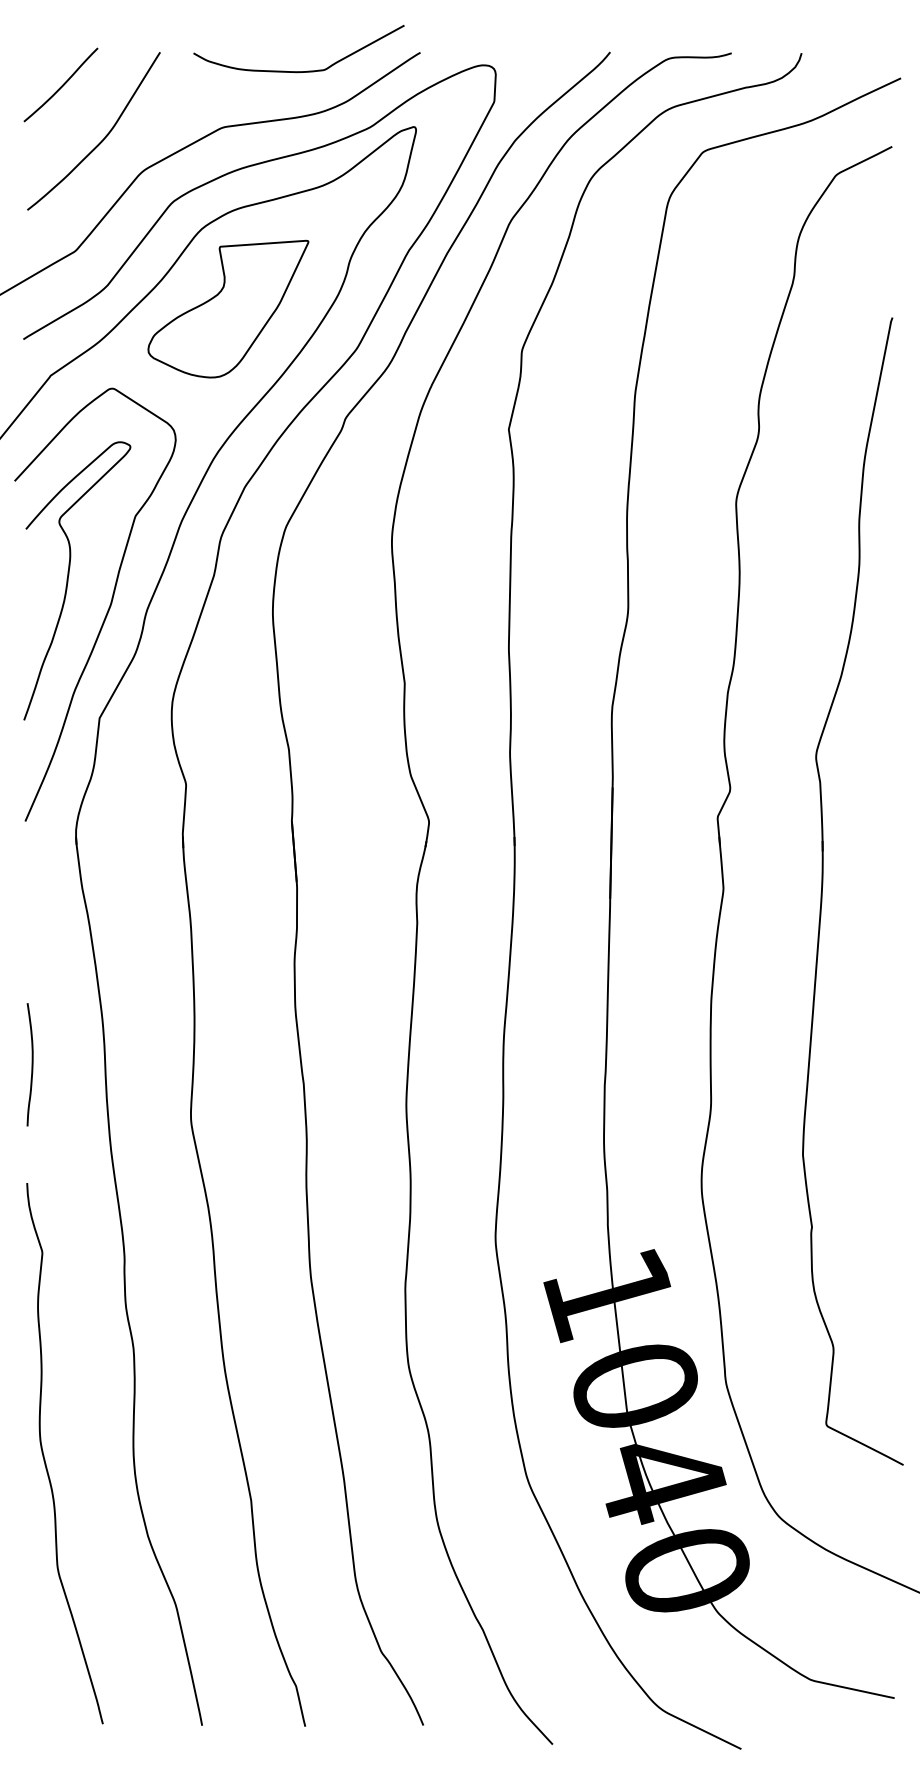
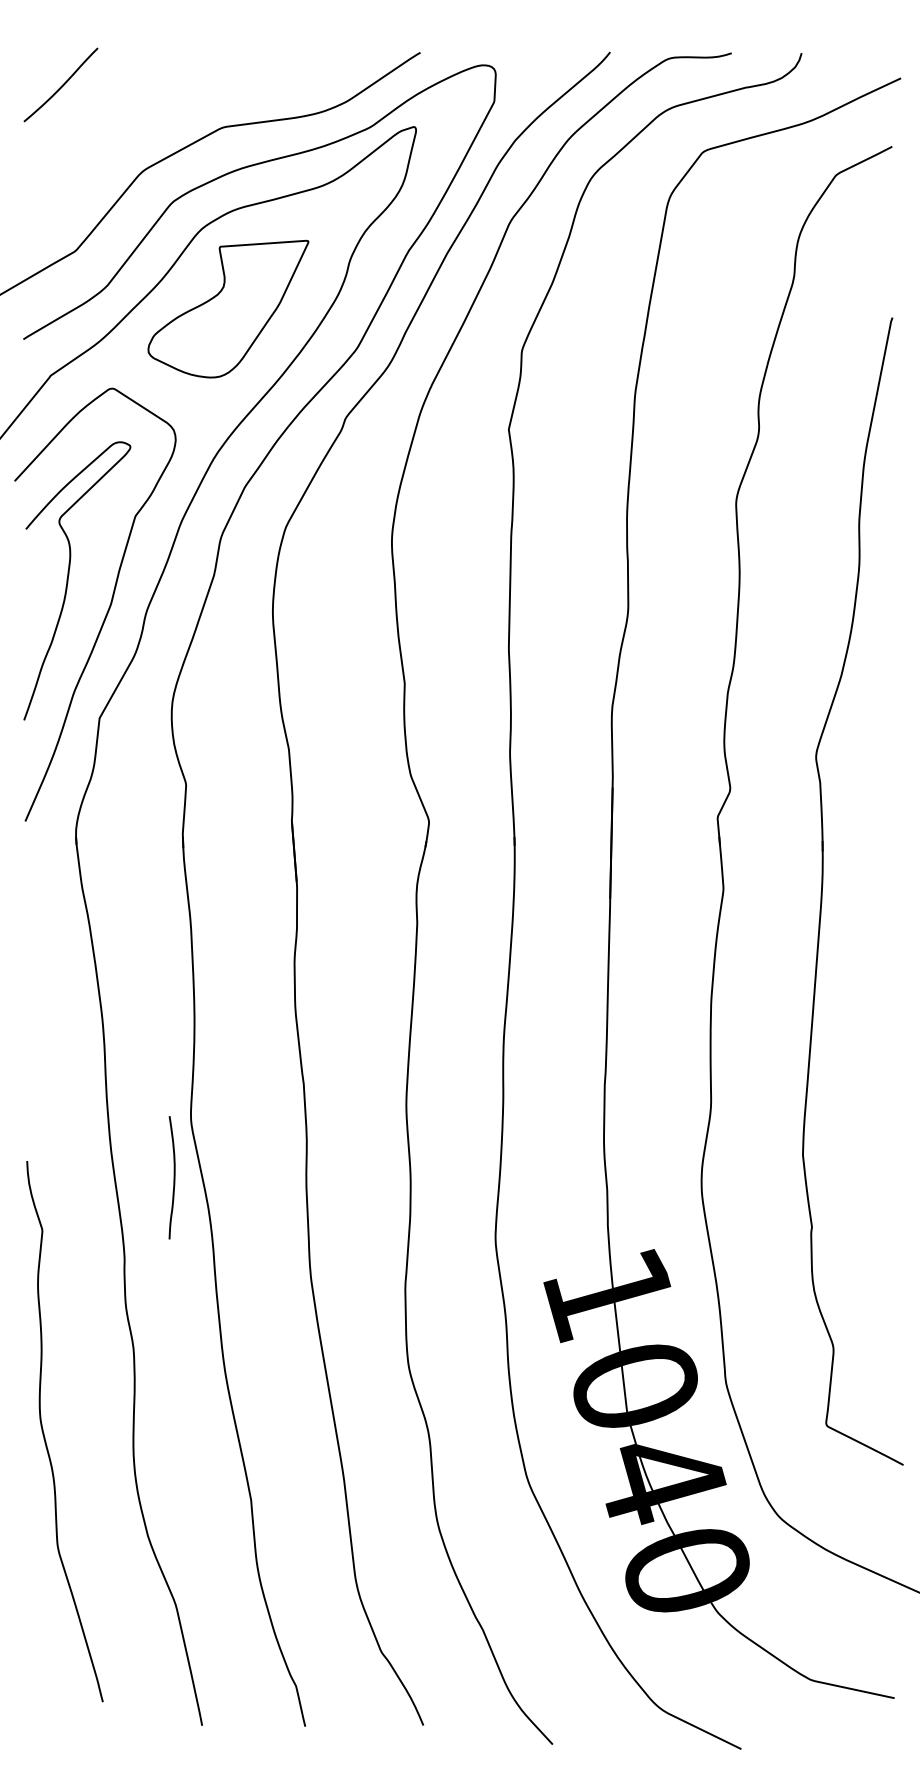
curve: present -> none (298, 71)
curve: present -> none (102, 139)
curve position: (31, 1064) -> (173, 1177) (173, 1177)
curve position: (45, 1459) -> (45, 1437) (45, 1437)
